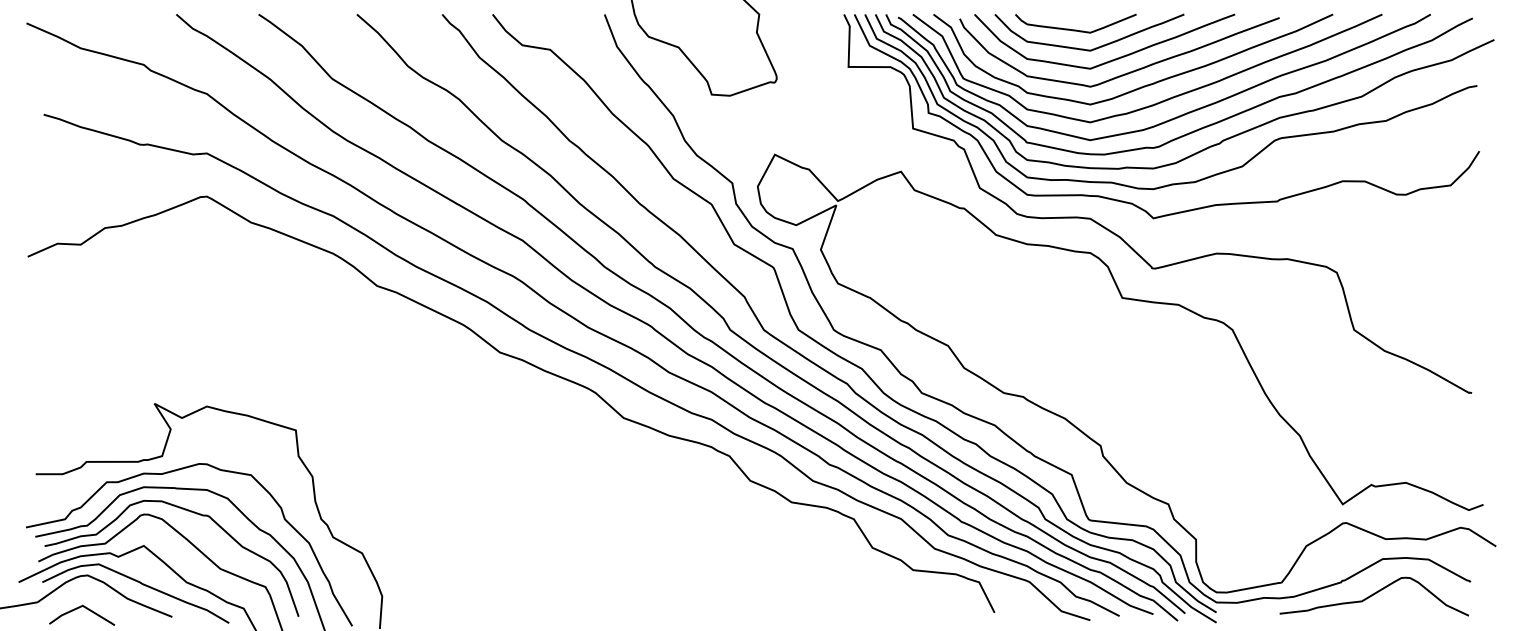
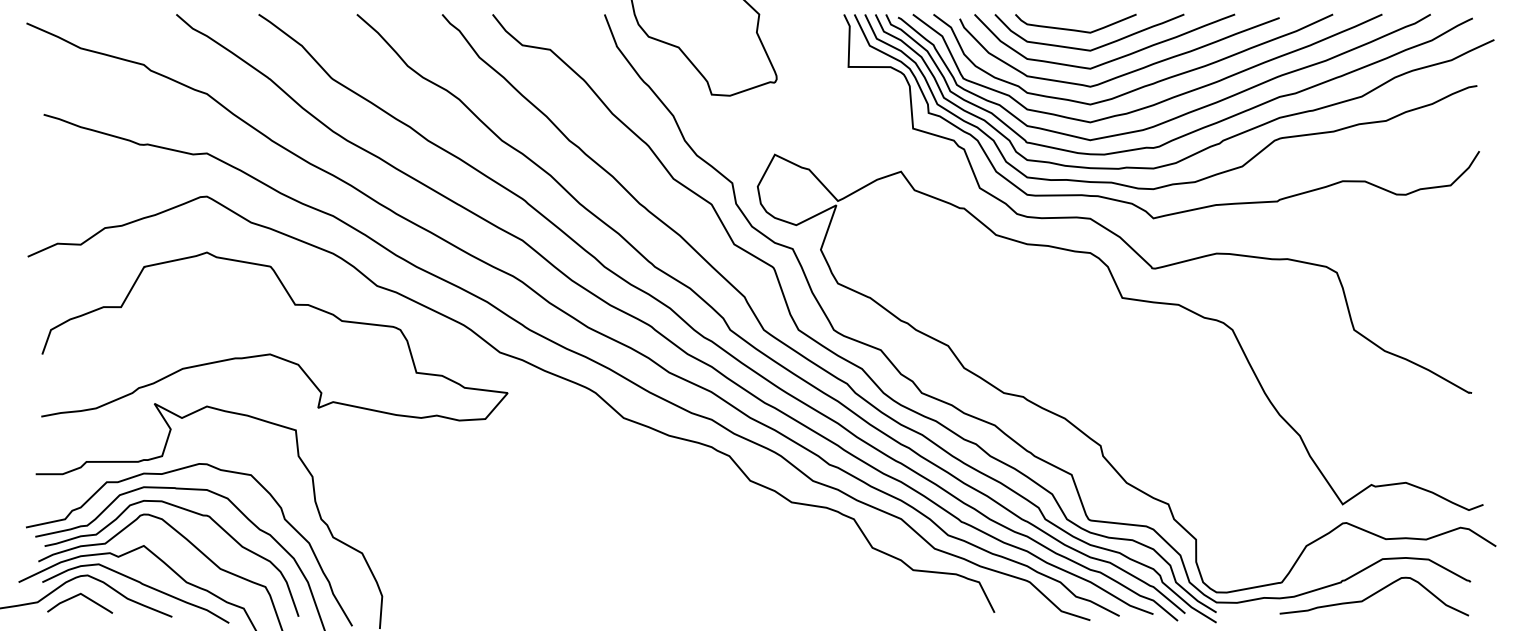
curve: none -> present (271, 353)
line position: (86, 609) -> (84, 597) (84, 597)
